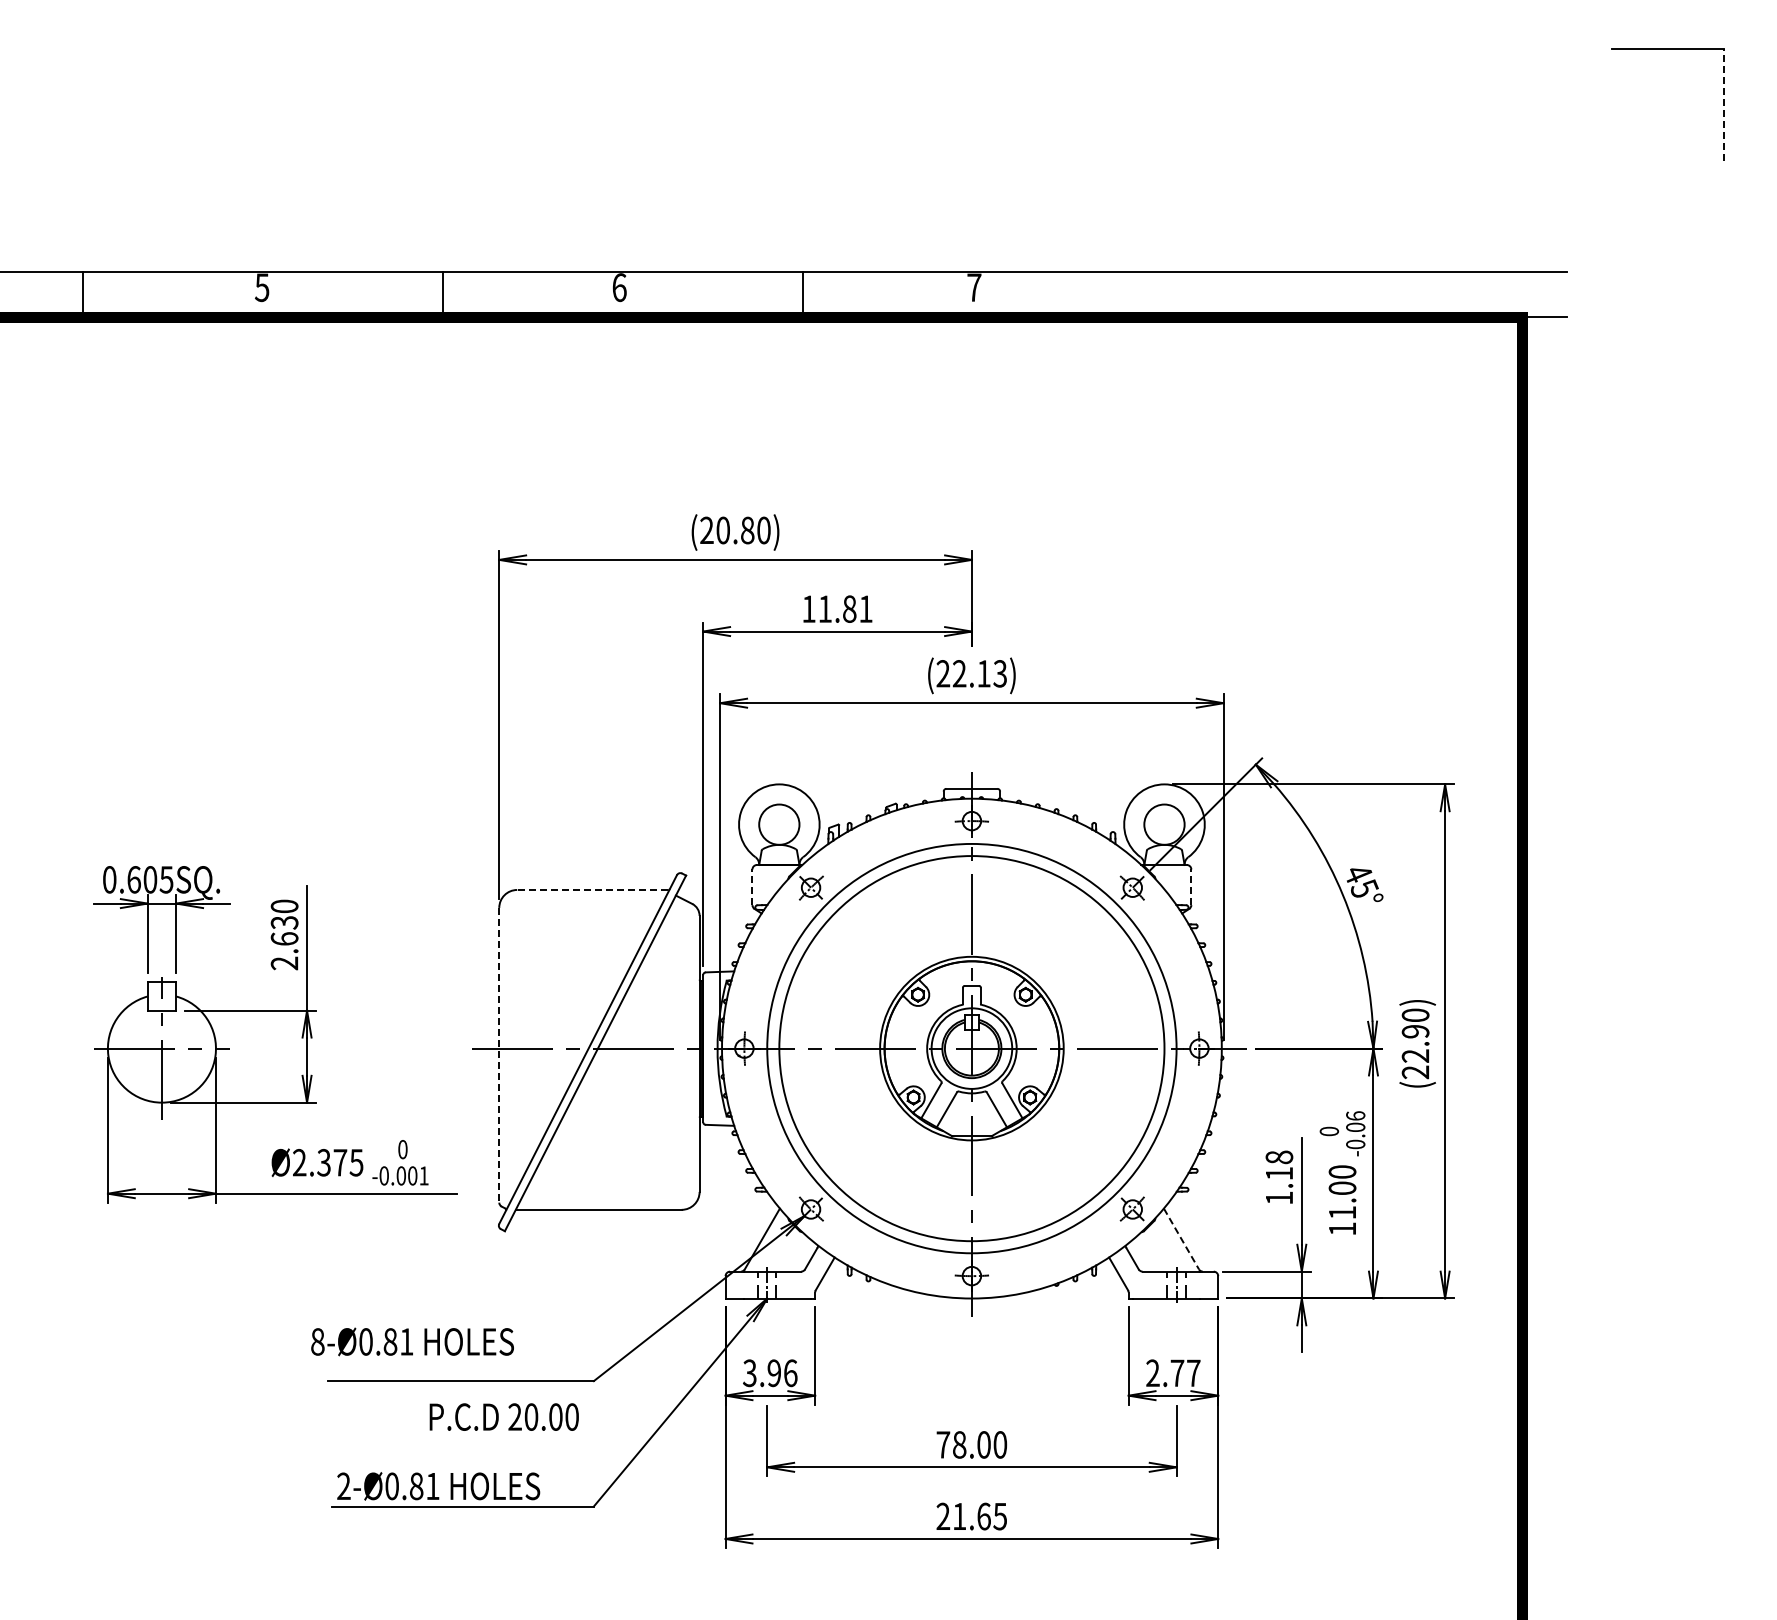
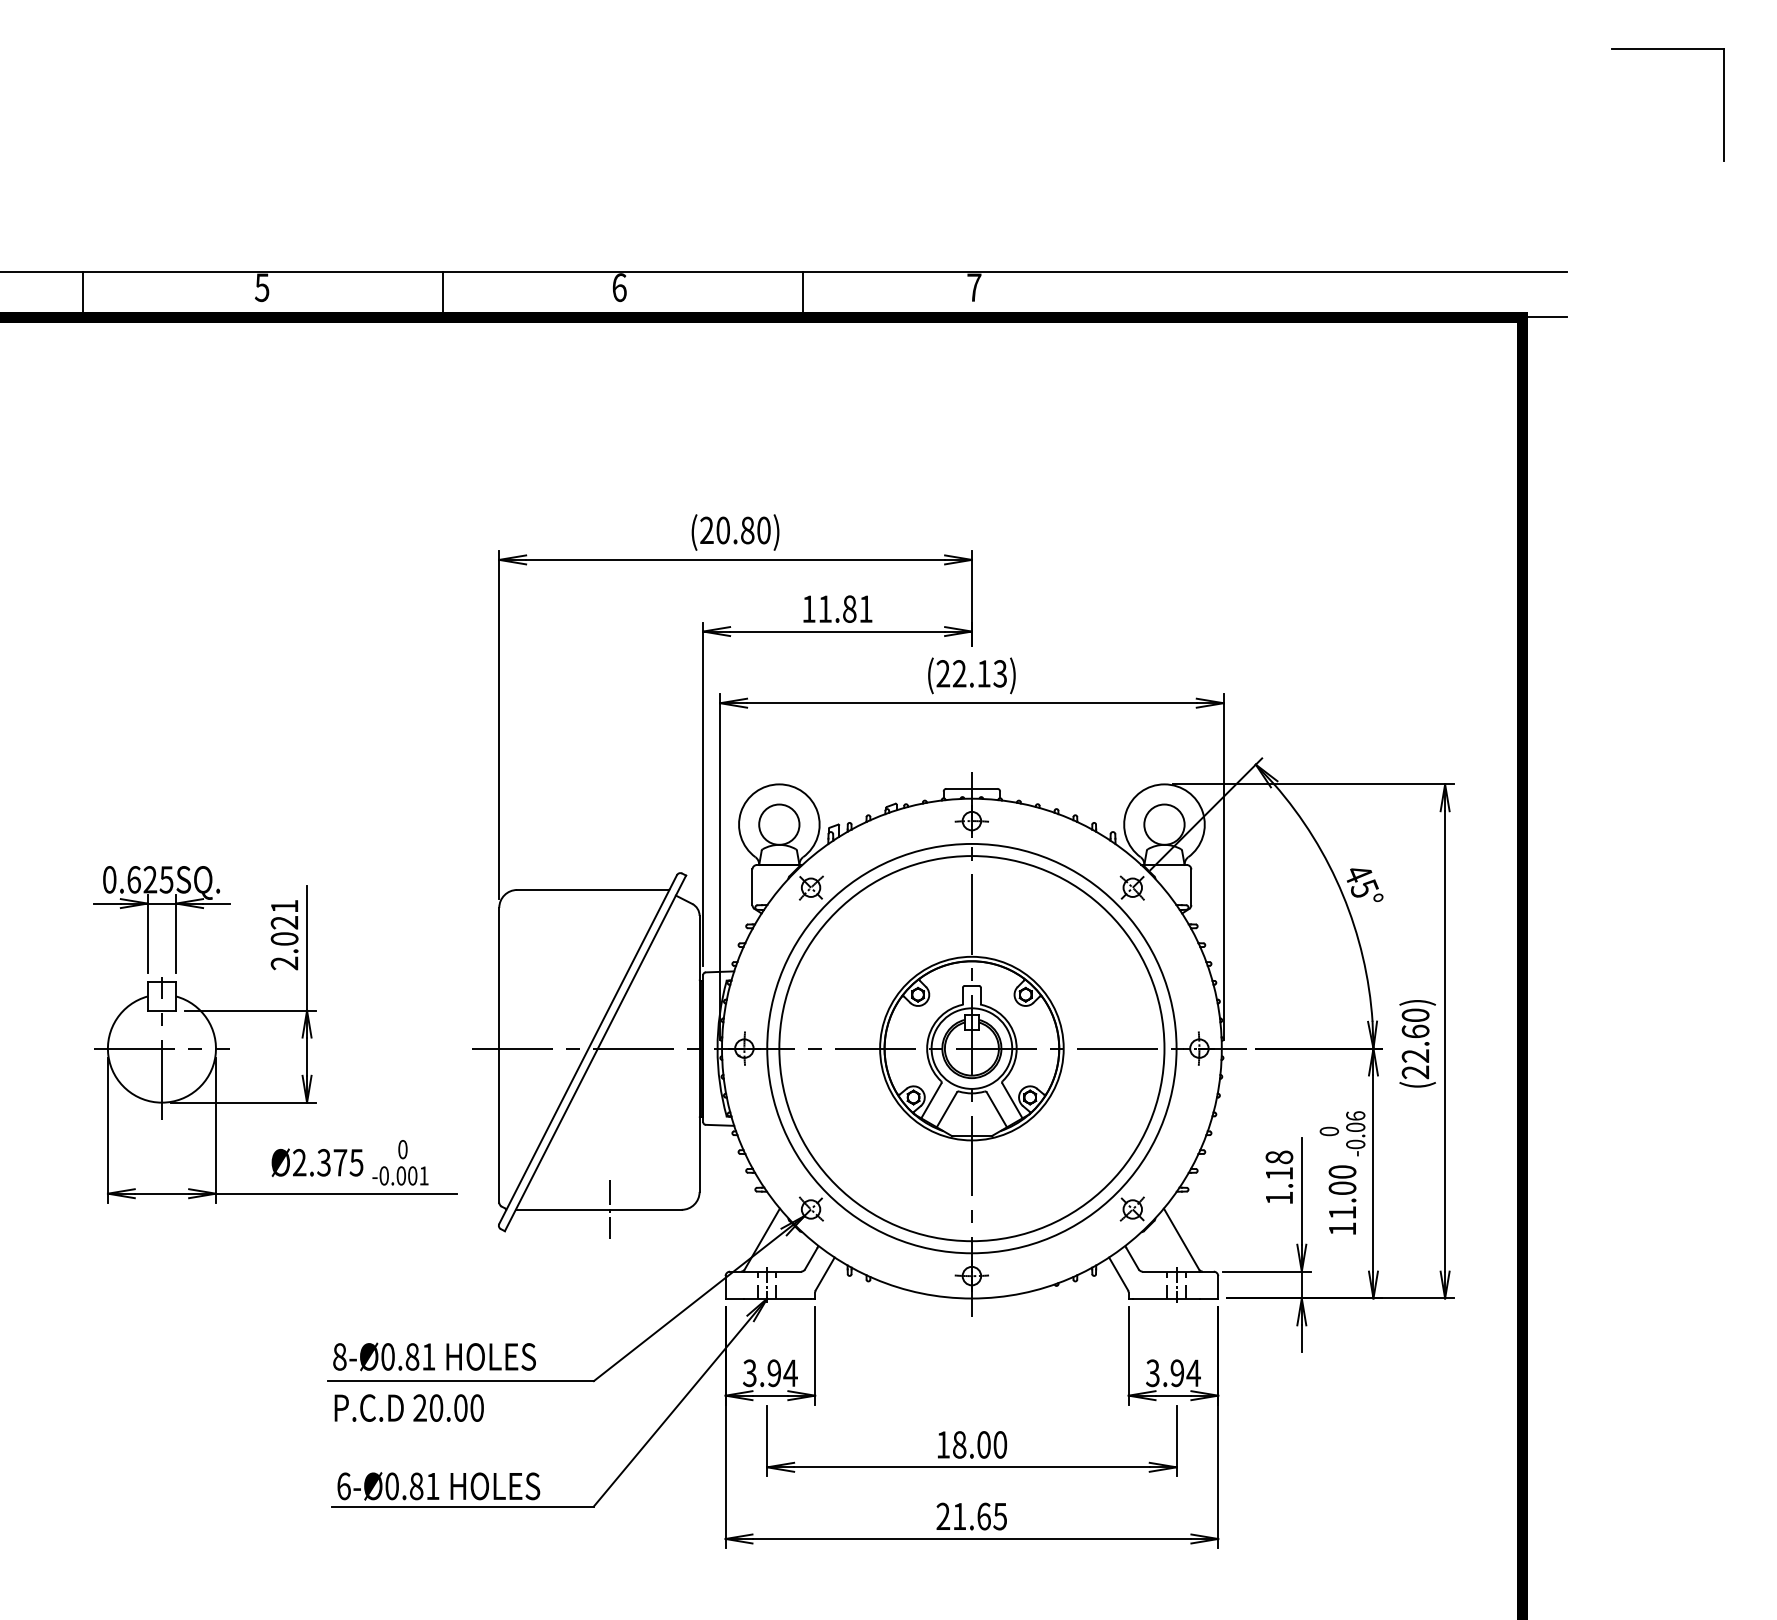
line: dashed -> solid (1723, 104)
text: 0.605SQ. -> 0.625SQ. (150, 879)
line: dashed -> solid (752, 887)
line: dashed -> solid (1191, 887)
line: dashed -> solid (592, 889)
text: 2.630 -> 2.021 (284, 922)
text: (22.90) -> (22.60) (1415, 1031)
line: dashed -> solid (499, 1055)
line: none -> present (610, 1209)
line: dashed -> solid (1181, 1239)
text position: (412, 1341) -> (434, 1356) (434, 1356)
text: 3.96 -> 3.94 (790, 1373)
text: 2.77 -> 3.94 (1173, 1373)
text position: (503, 1416) -> (408, 1407) (408, 1407)
text: 78.00 -> 18.00 (943, 1444)
text: 2-Ø0.81 -> 6-Ø0.81 (343, 1486)
